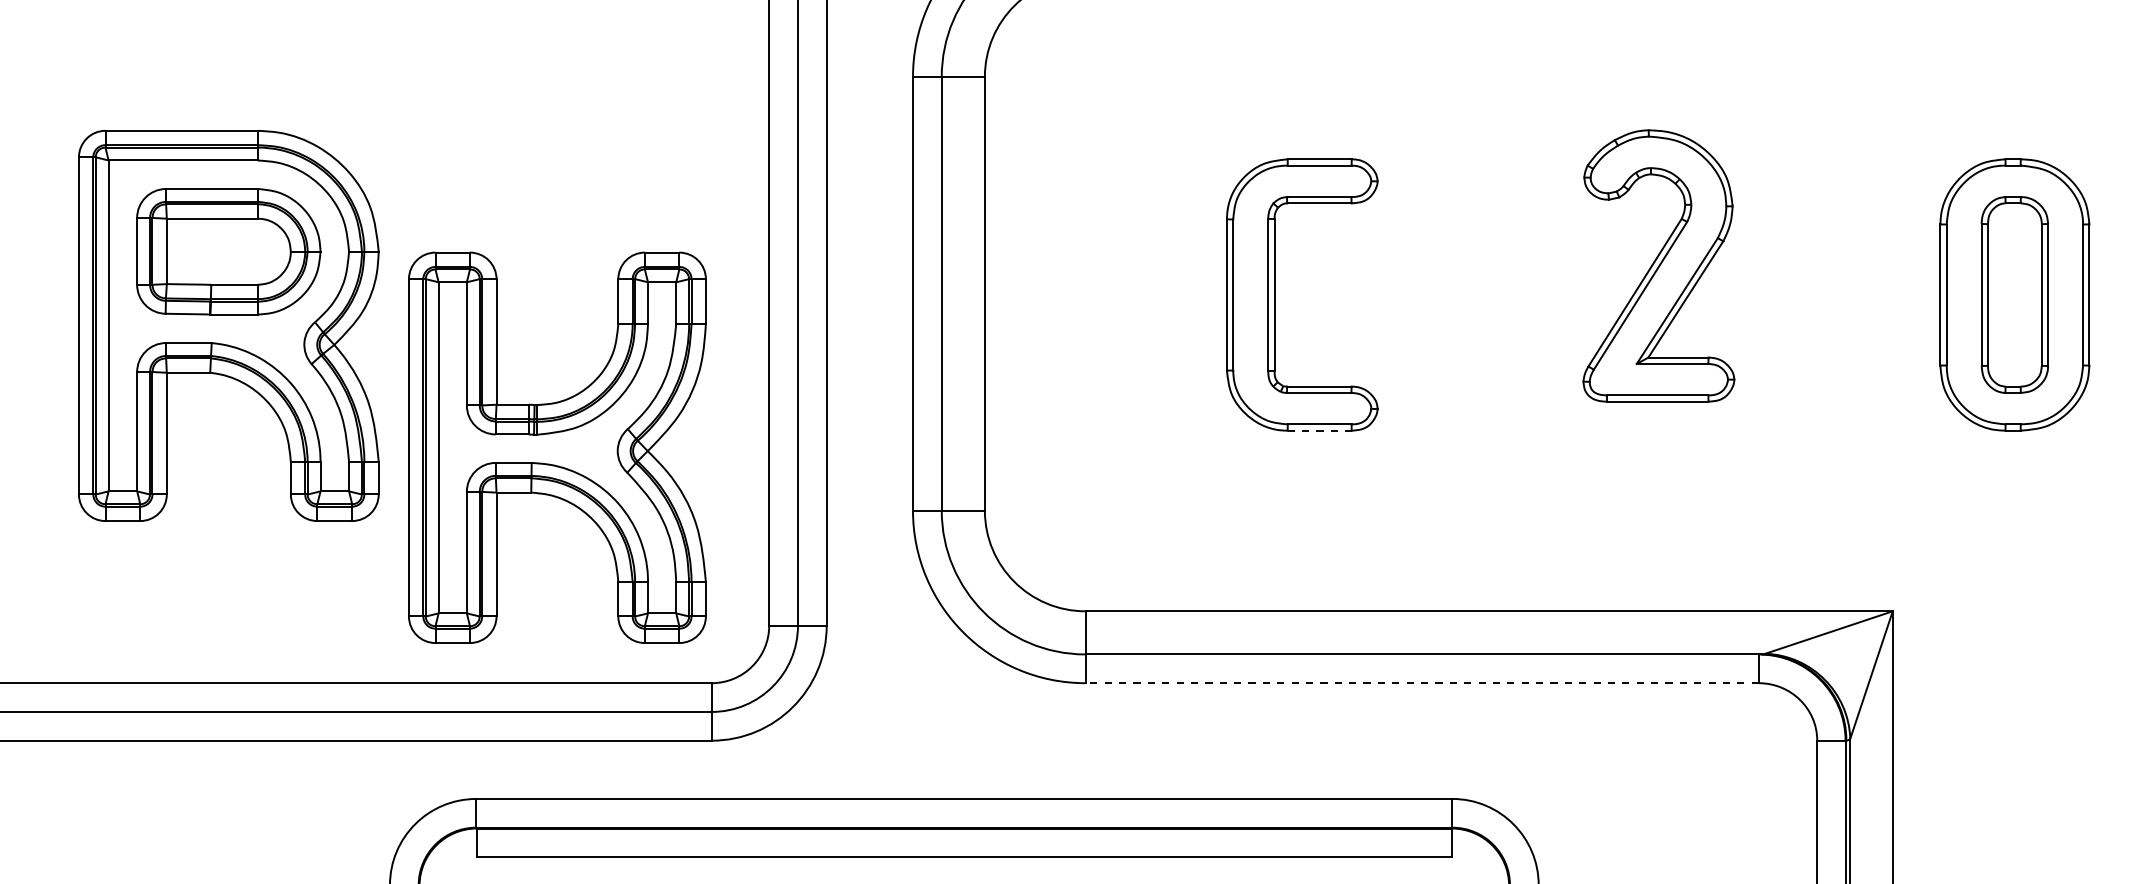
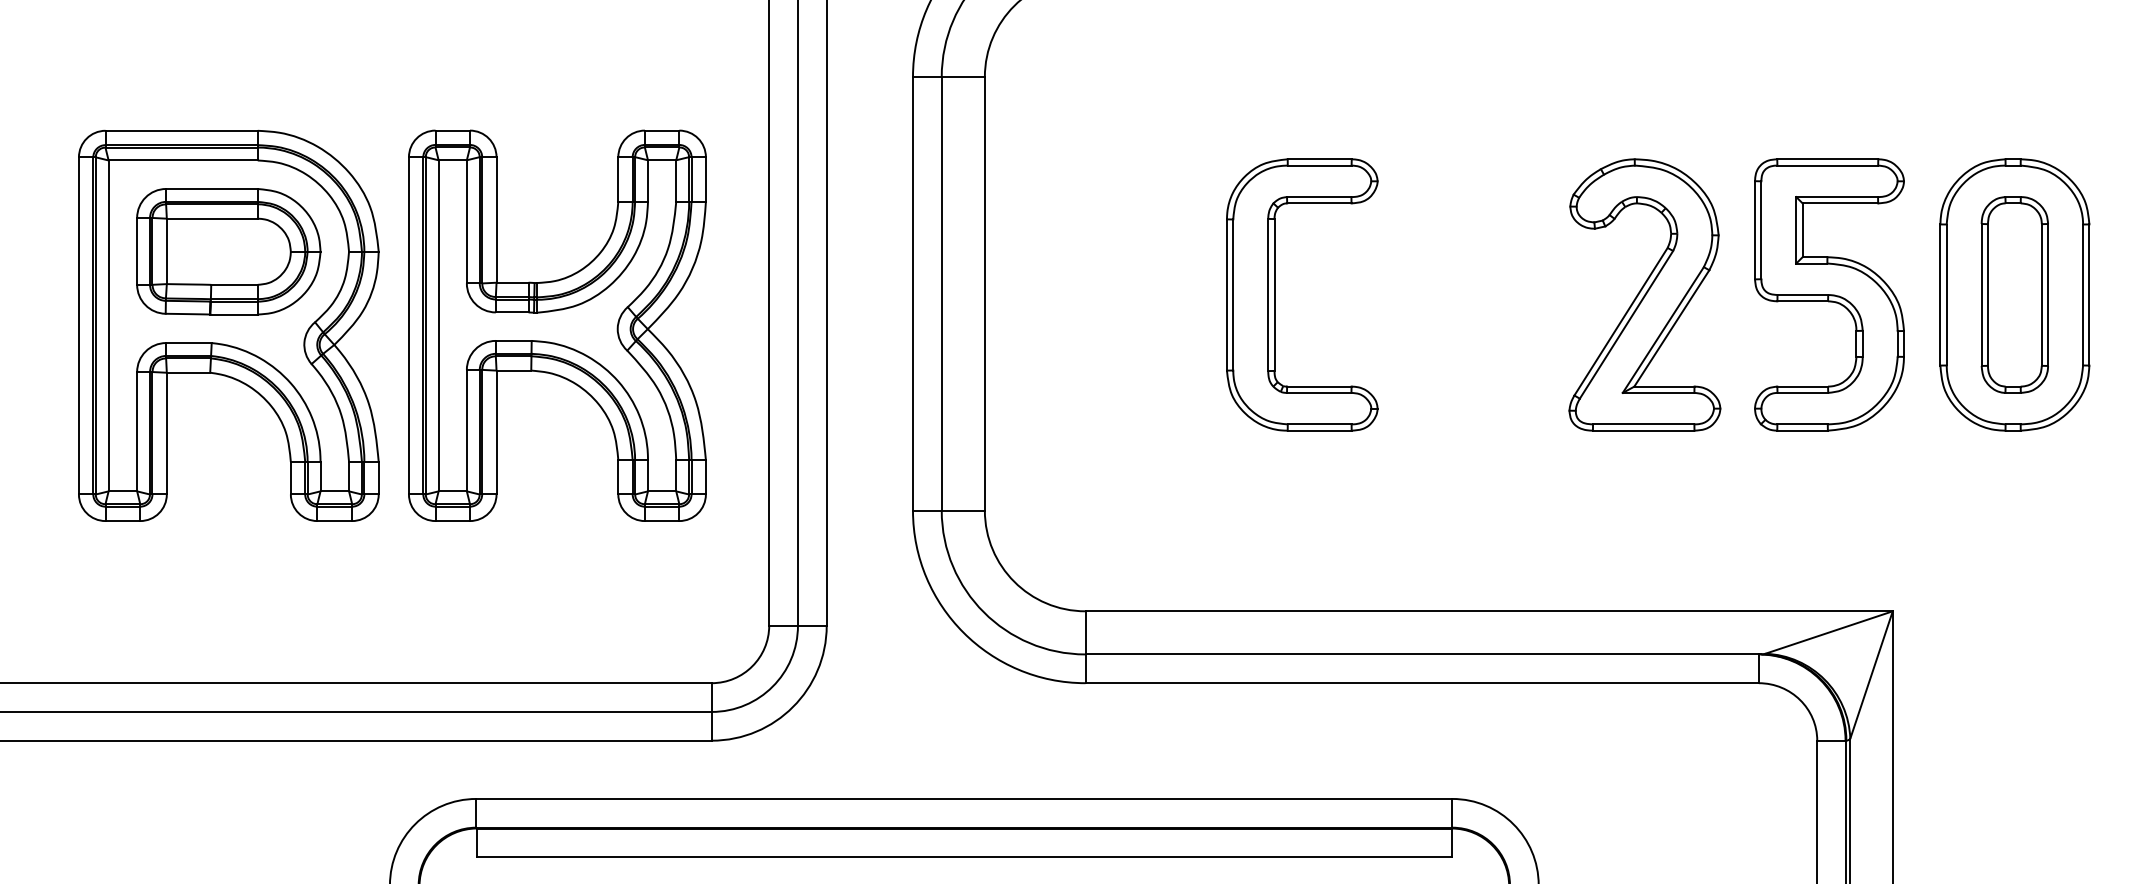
part position: (1658, 265) -> (1644, 294) (1644, 294)
part: none -> present (1829, 294)
line: dashed -> solid (1319, 430)
part position: (557, 447) -> (557, 325) (557, 325)
line: dashed -> solid (1422, 683)
